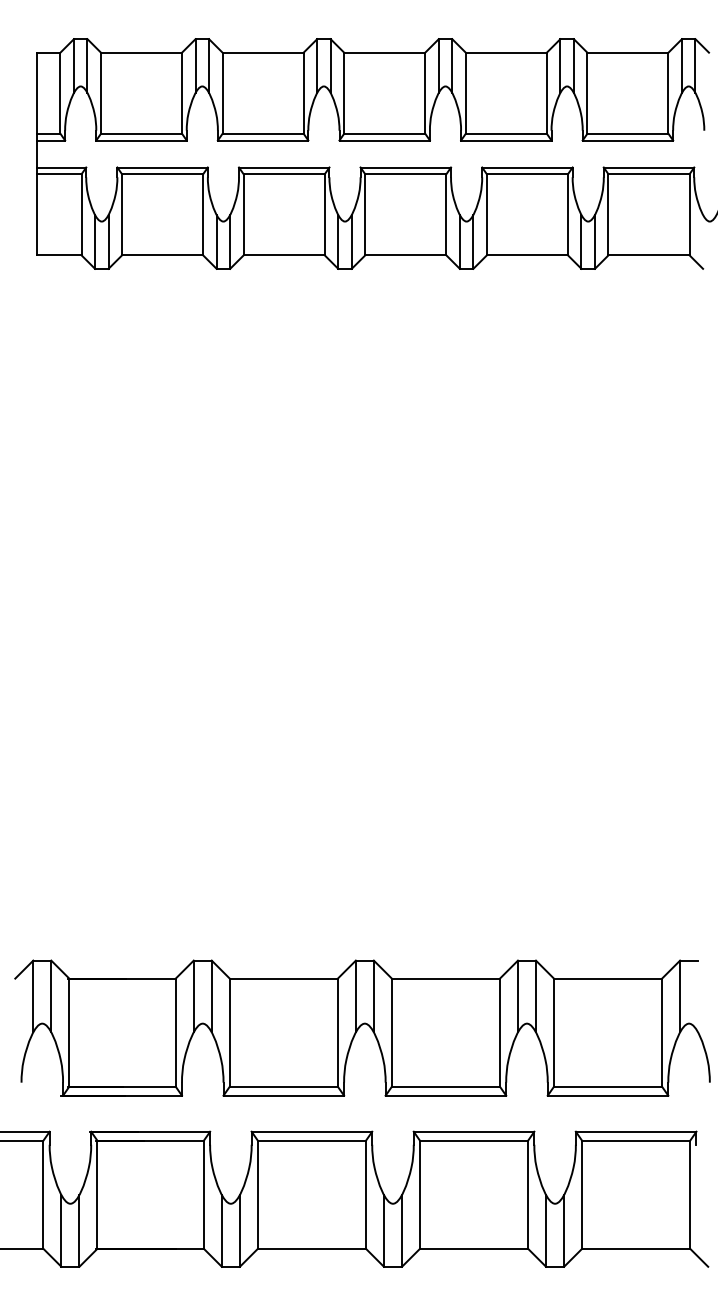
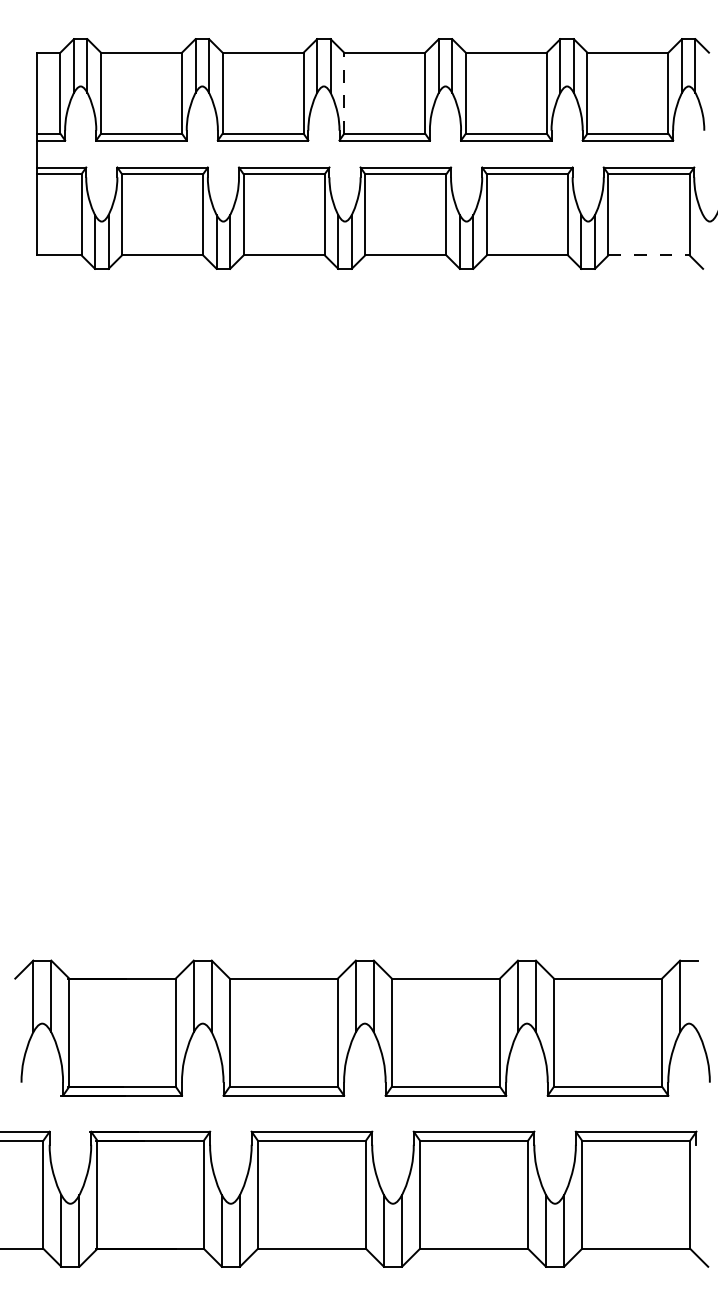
line: solid -> dashed (344, 93)
line: solid -> dashed (649, 255)
